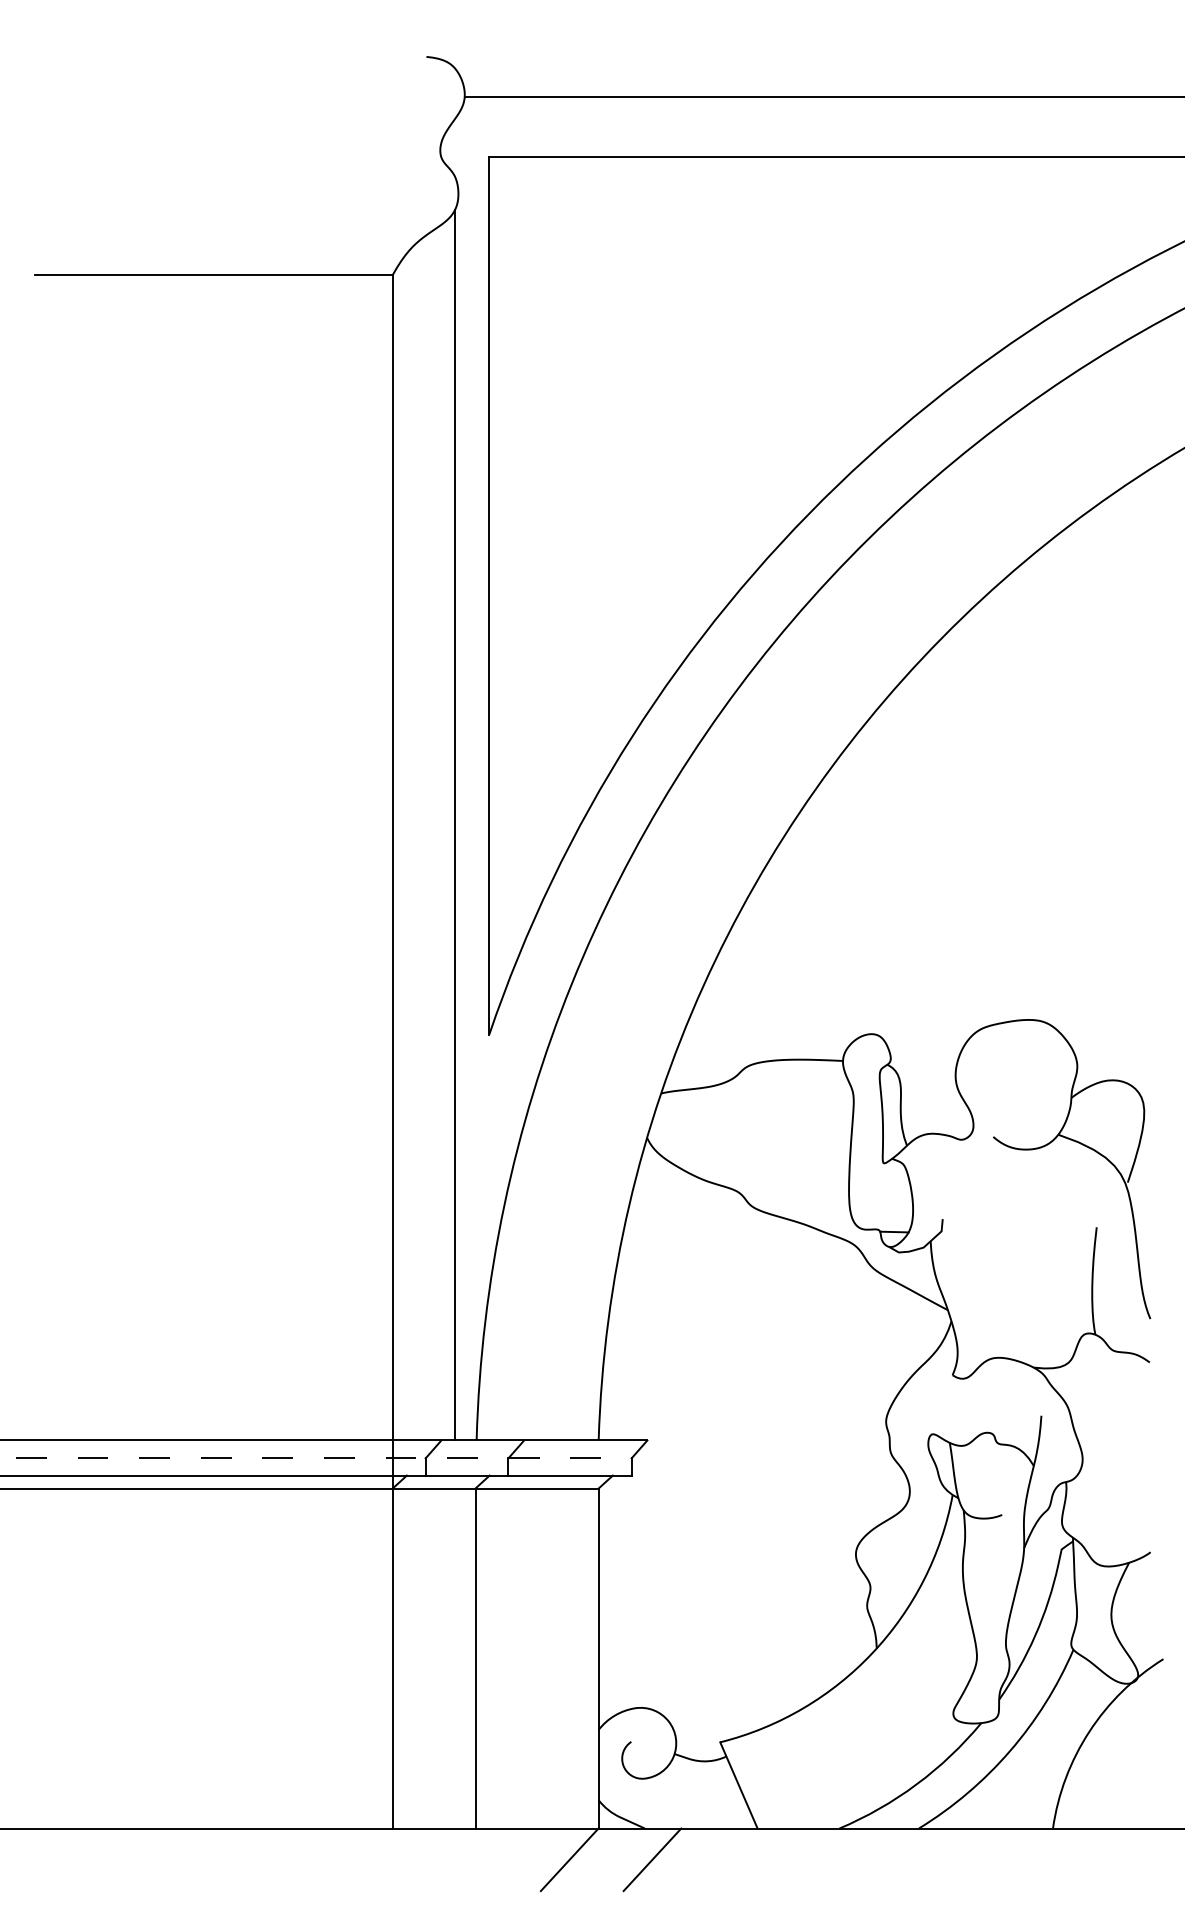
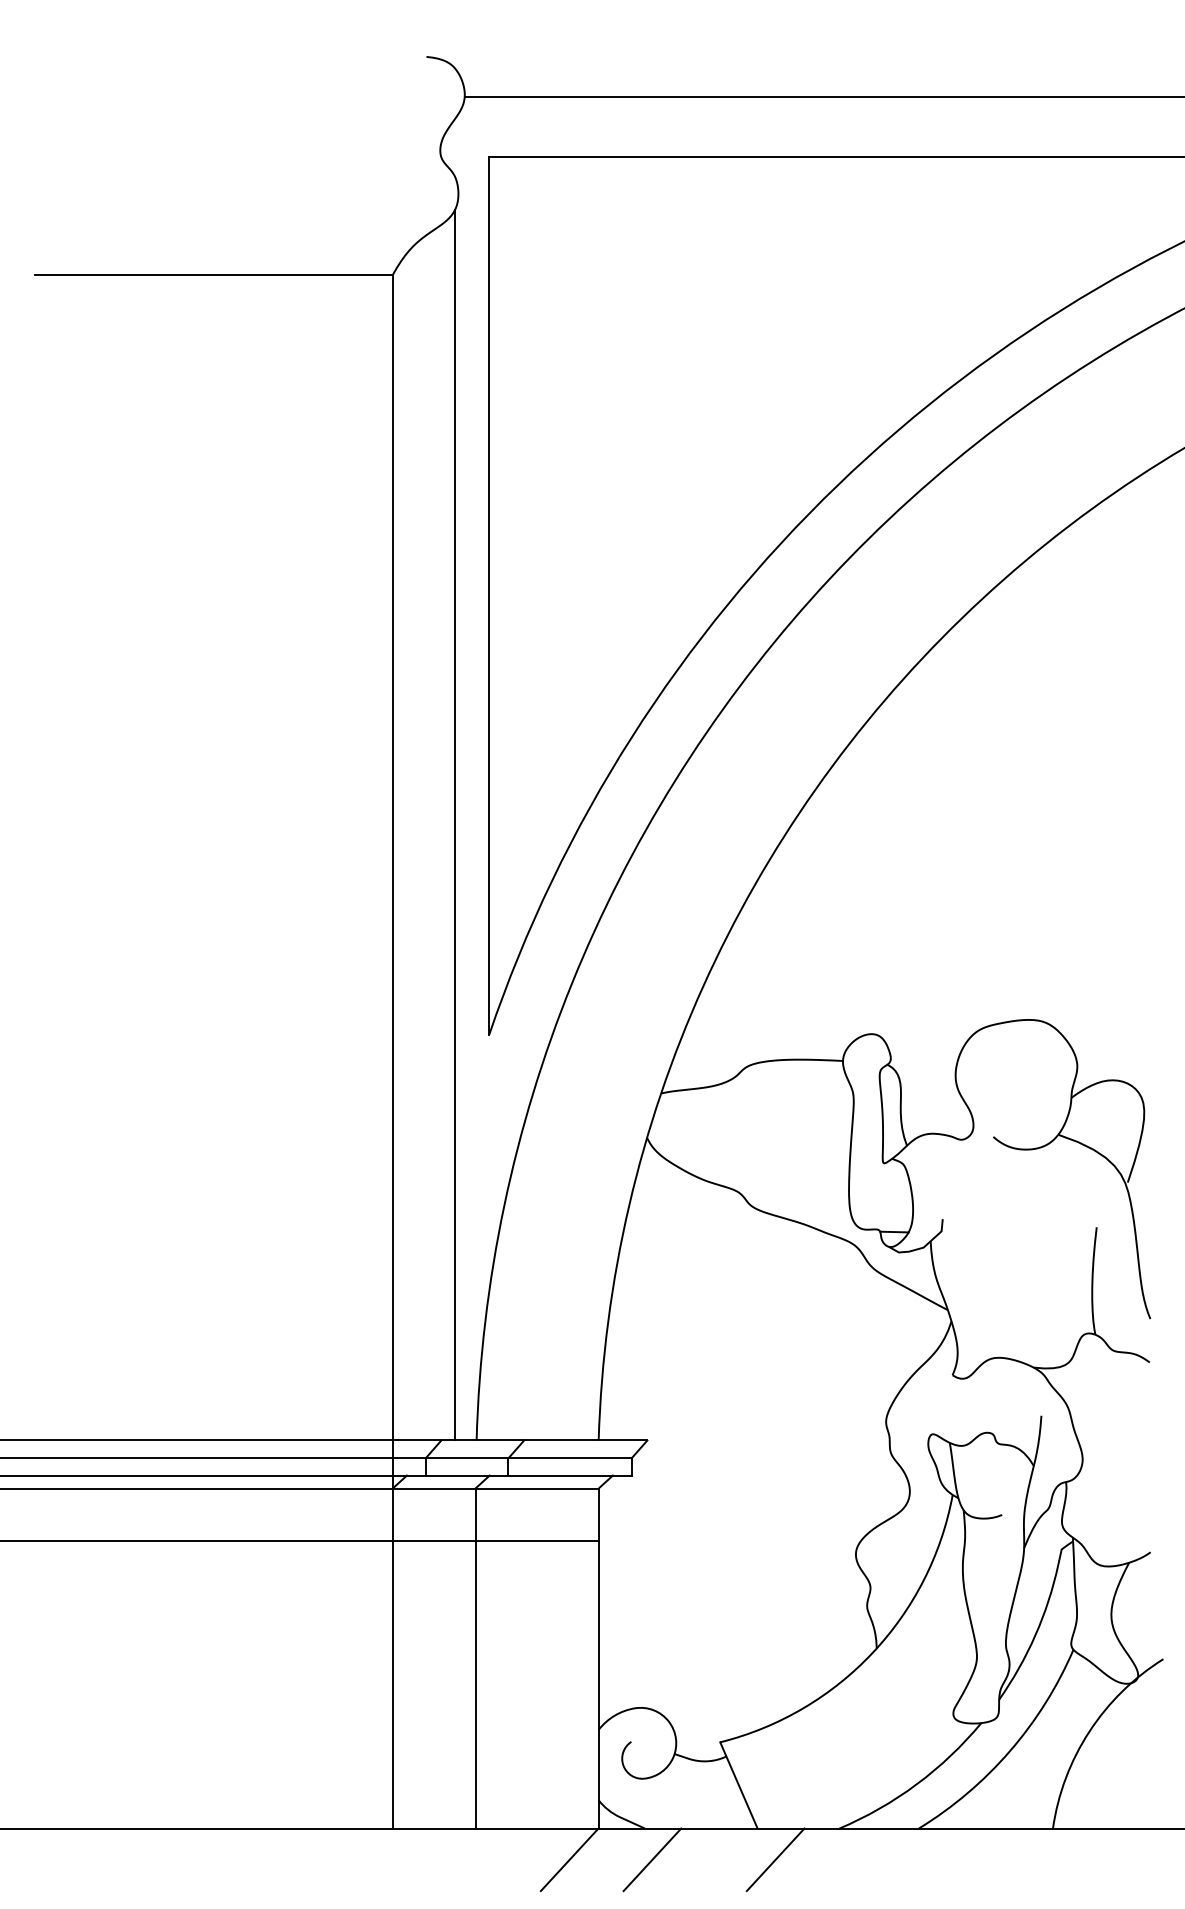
line: dashed -> solid (316, 1458)
line: none -> present (300, 1540)
line: none -> present (775, 1859)
